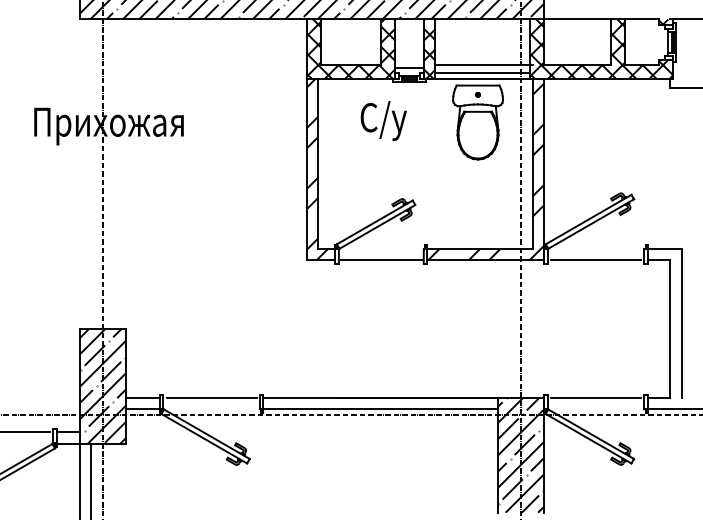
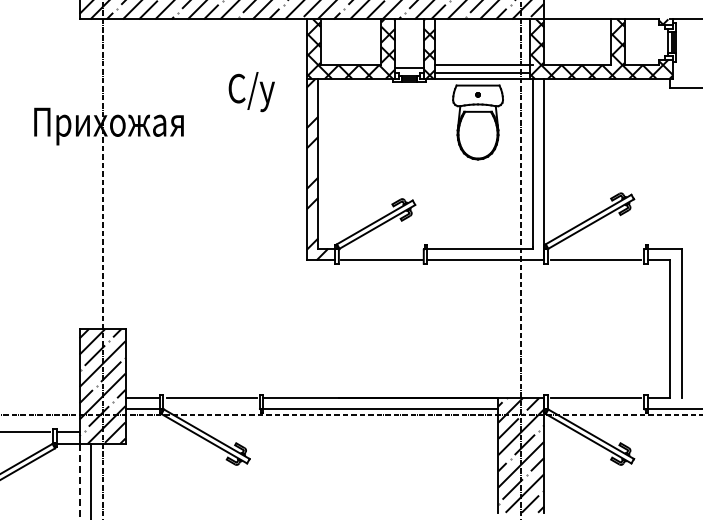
text position: (383, 121) -> (251, 92) (251, 92)
hatch: present -> none (486, 171)
line: solid -> dashed (79, 481)
